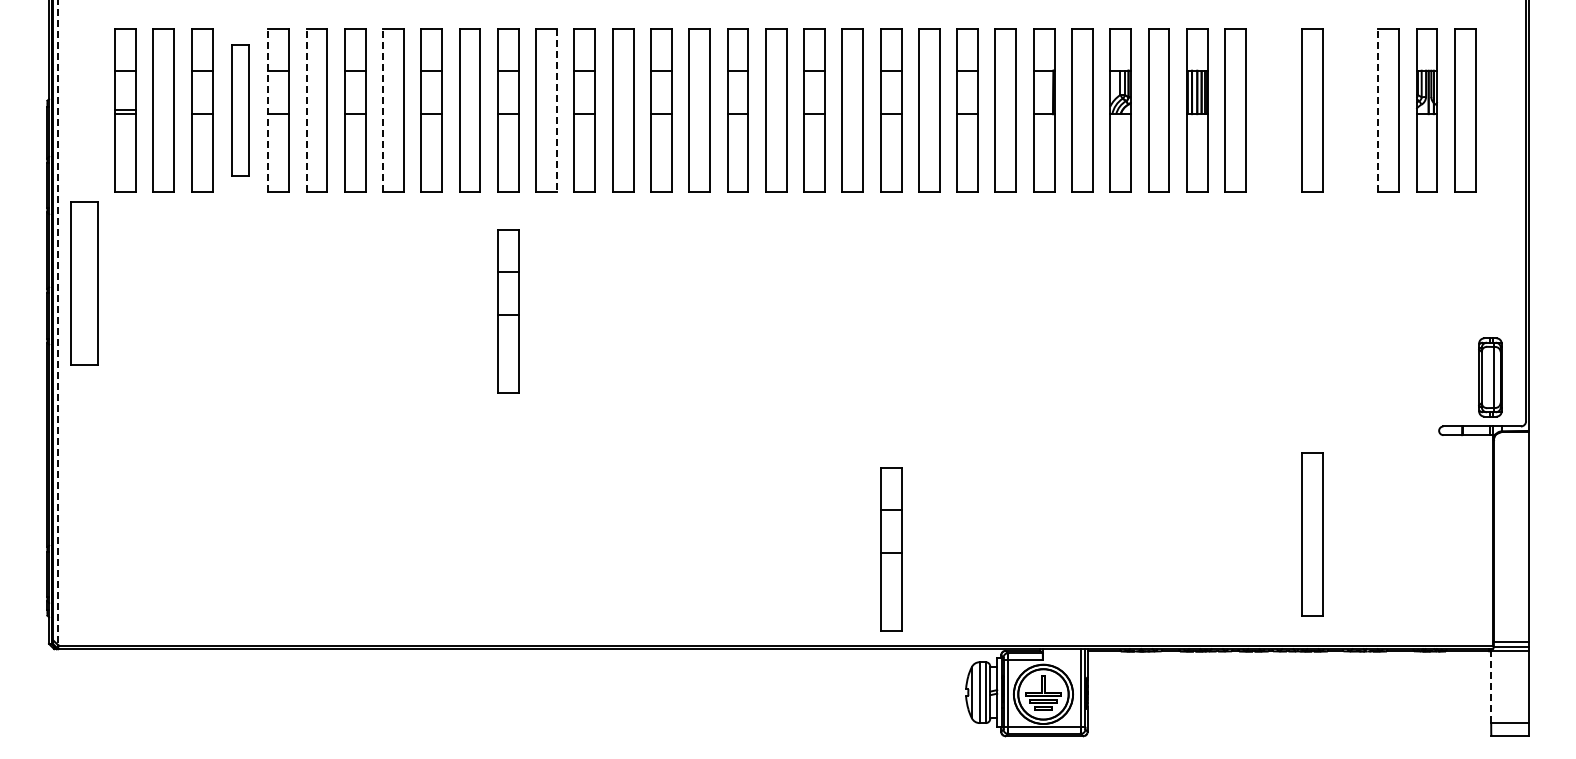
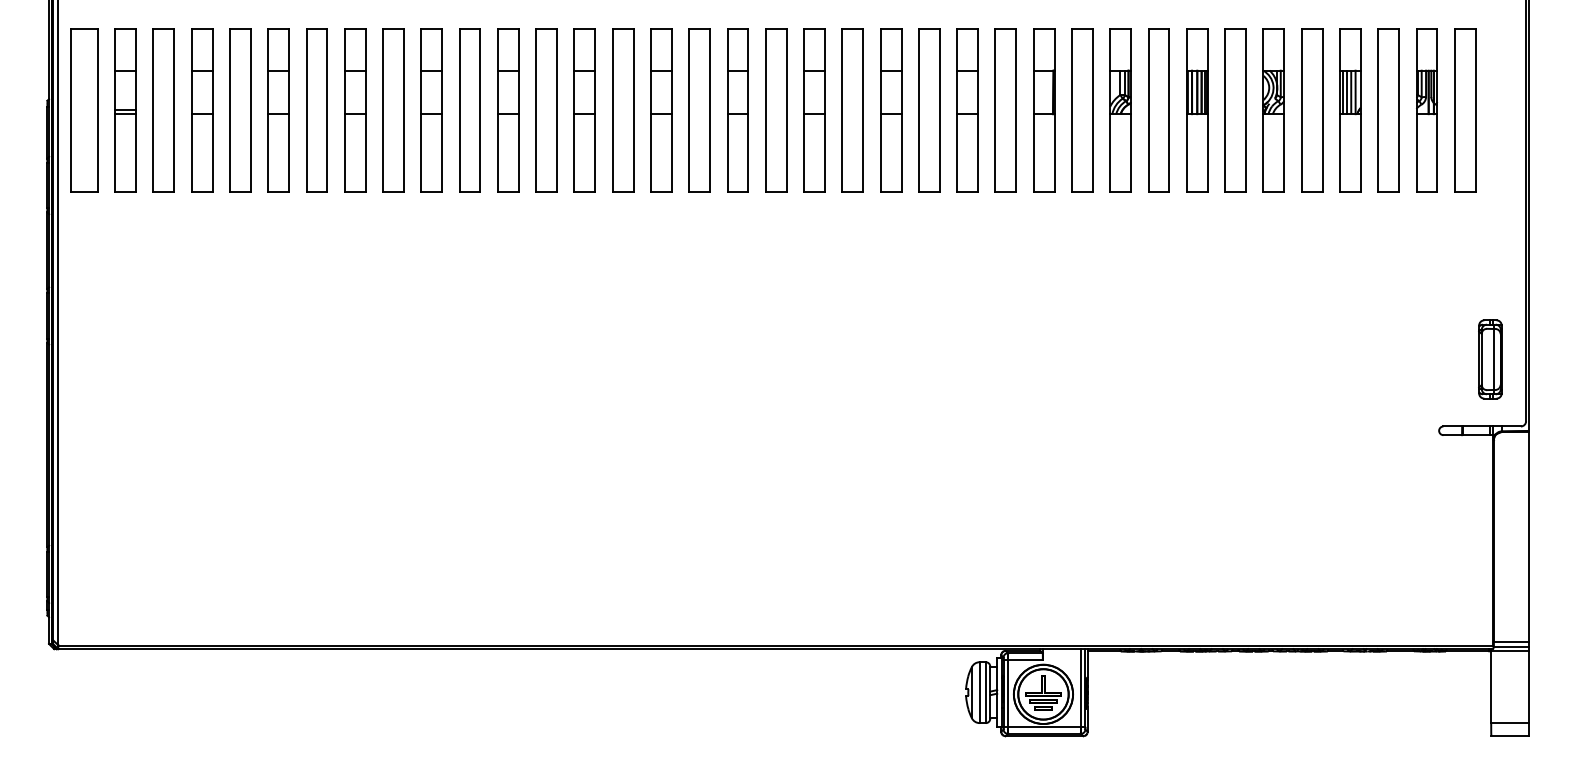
part size: 19x133 px -> 23x165 px (240, 110)
line: dashed -> solid (268, 110)
line: dashed -> solid (306, 110)
line: dashed -> solid (383, 110)
line: dashed -> solid (557, 110)
part: none -> present (1273, 110)
part: none -> present (1350, 110)
line: dashed -> solid (1378, 110)
part position: (84, 283) -> (84, 110) (84, 110)
part: present -> none (508, 311)
line: dashed -> solid (58, 323)
part position: (1490, 377) -> (1490, 359) (1490, 359)
part: present -> none (1312, 534)
part: present -> none (891, 549)
line: dashed -> solid (1491, 687)
